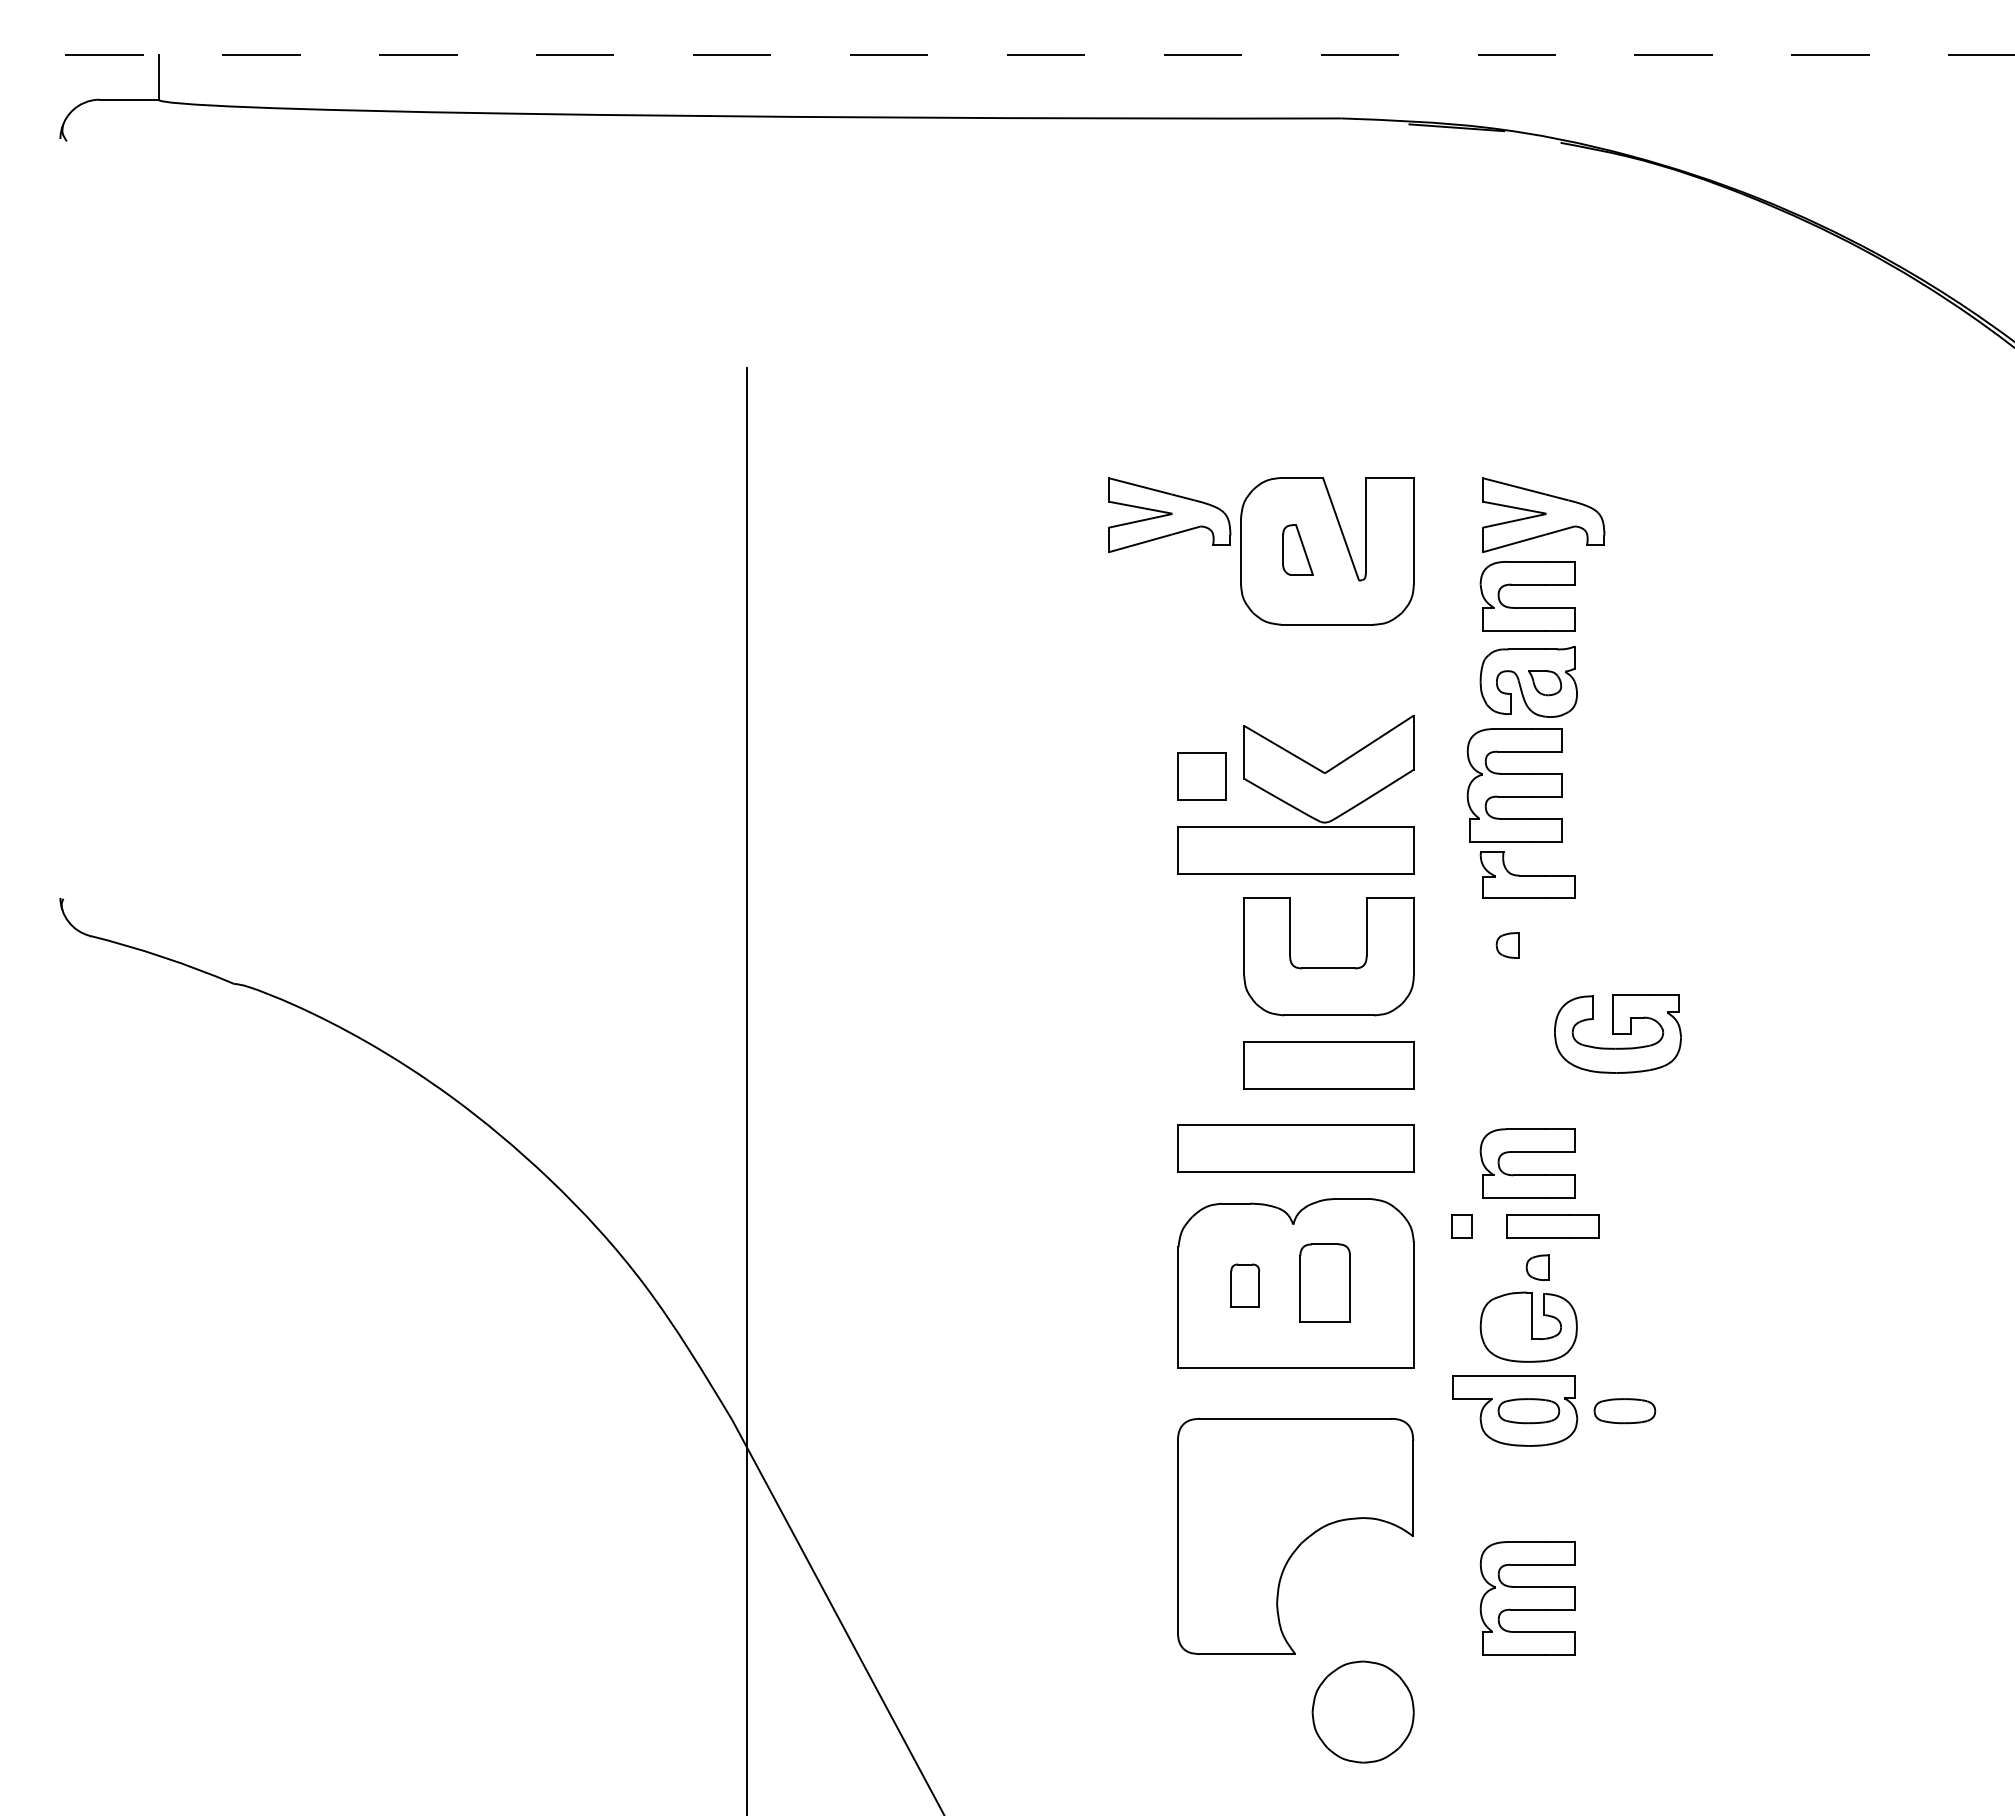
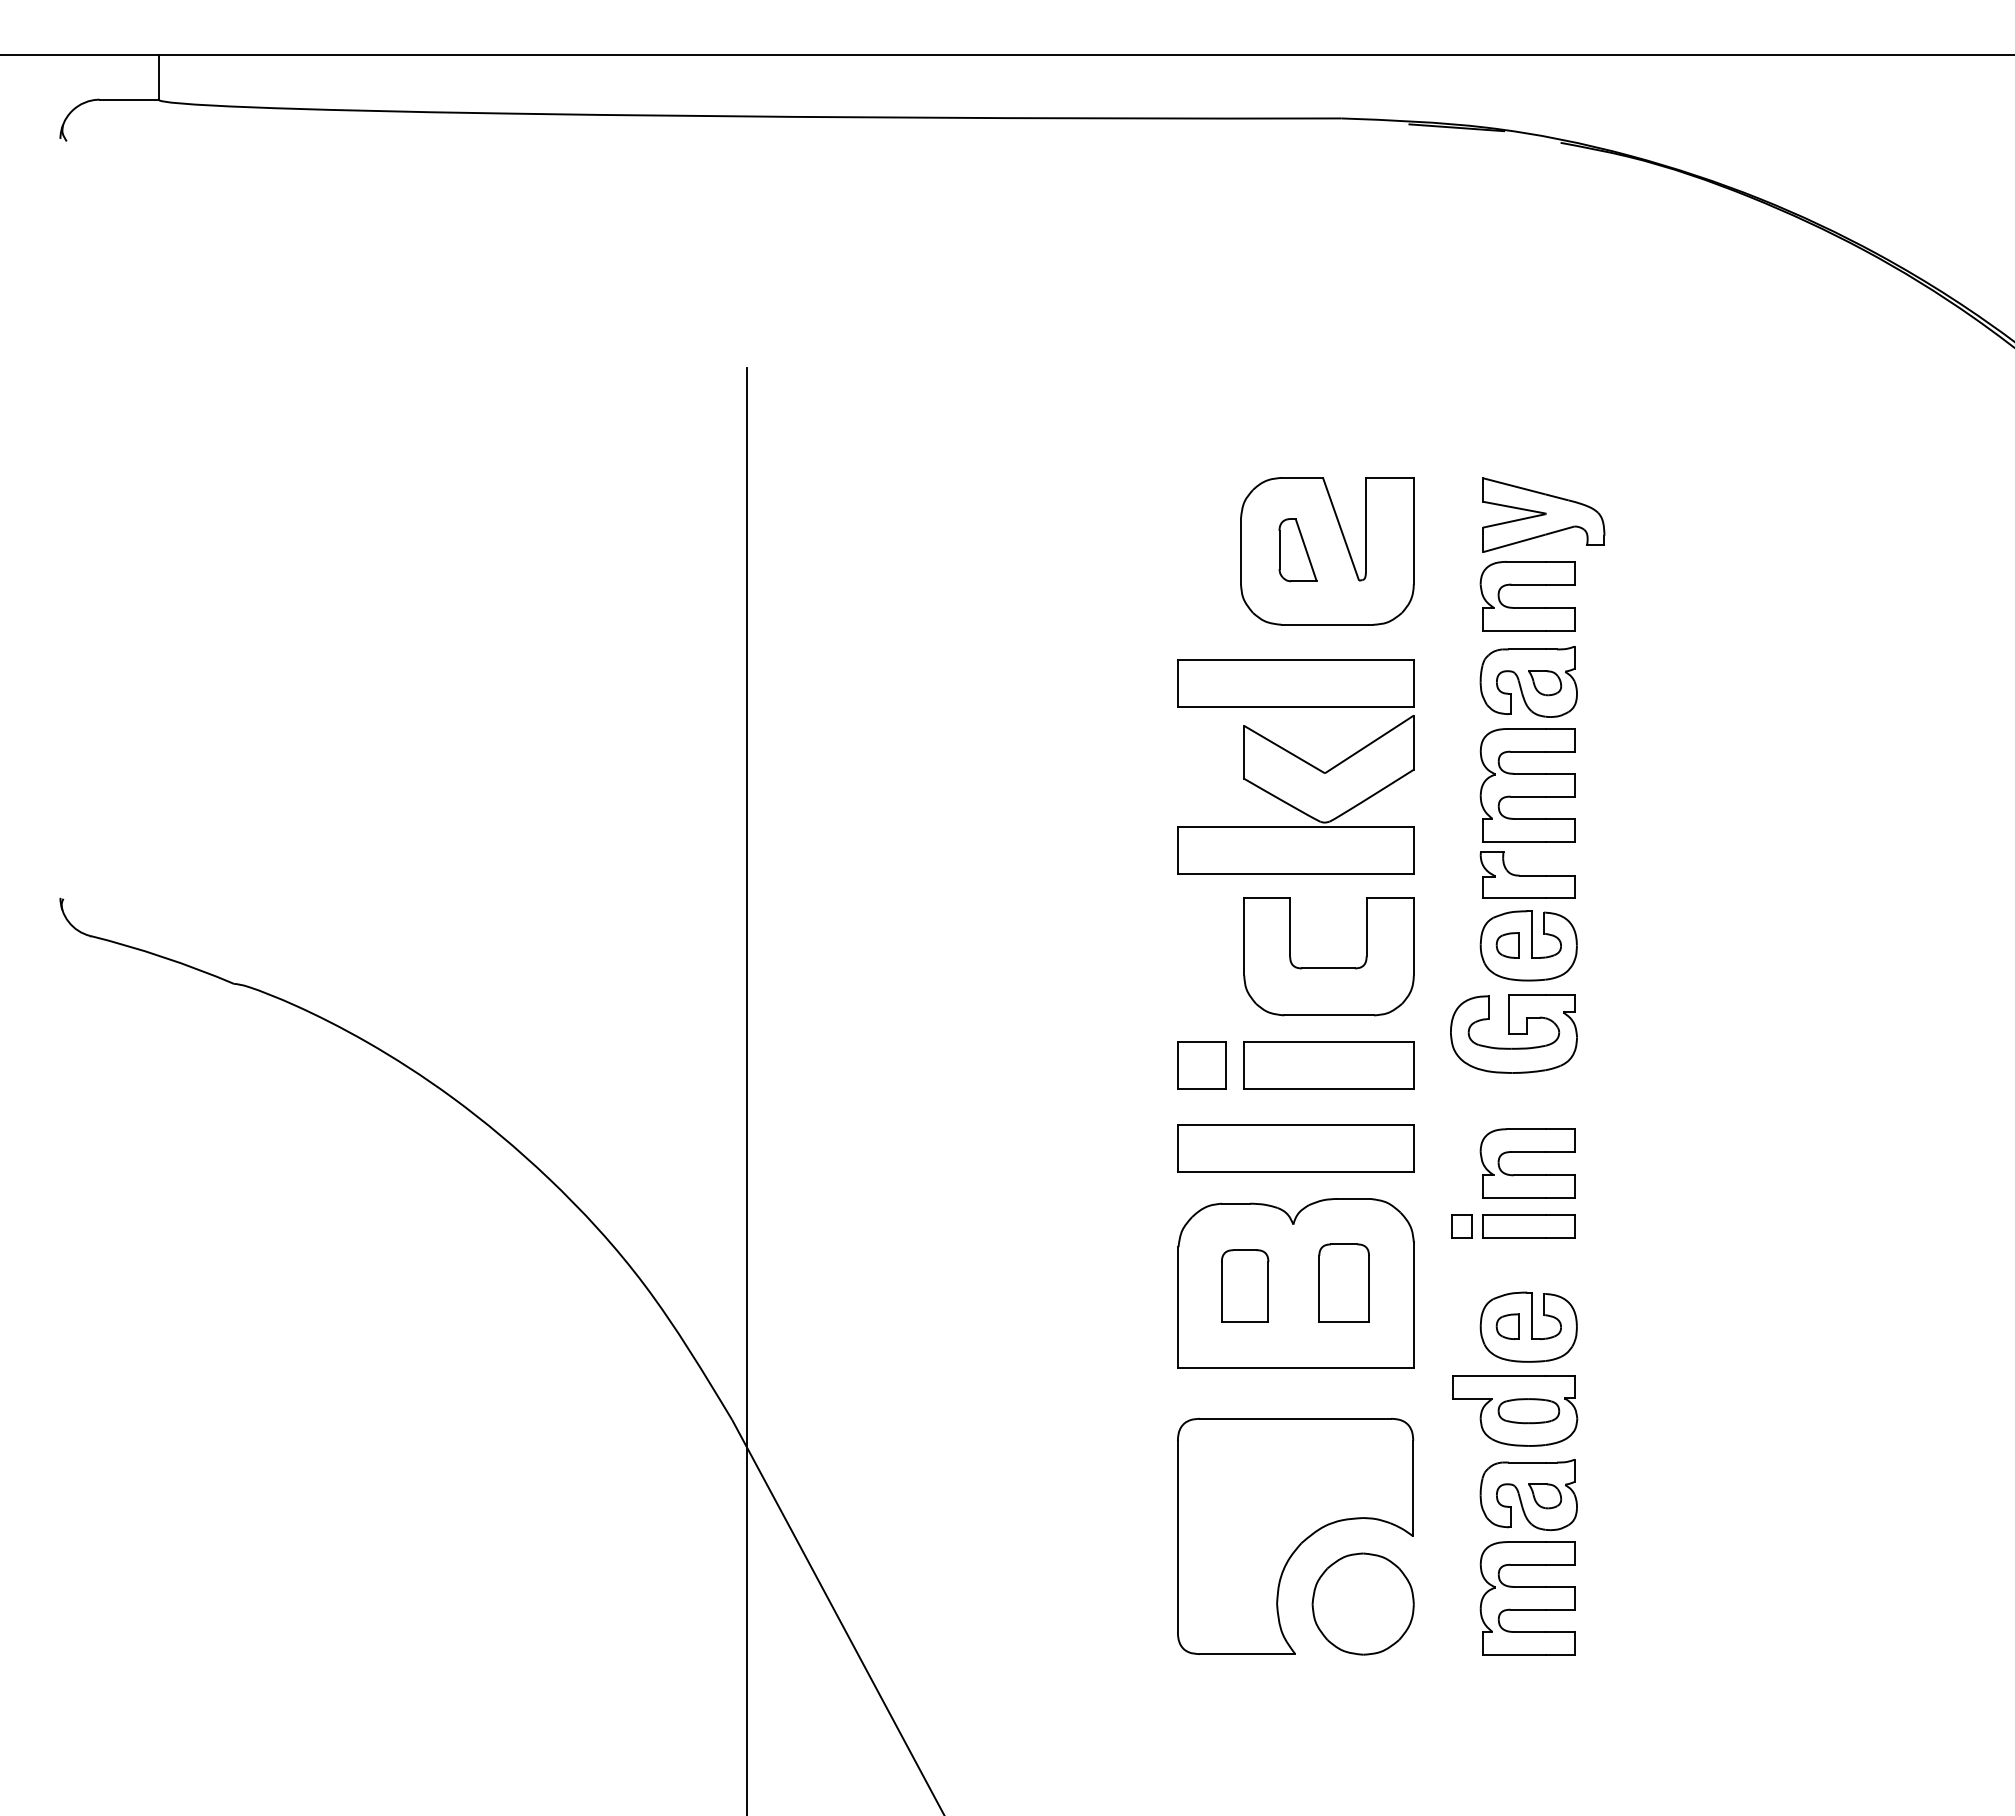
line: dashed -> solid (1007, 54)
part: present -> none (1169, 514)
part size: 32x52 px -> 40x65 px (1297, 550)
part: none -> present (1295, 683)
part position: (1201, 776) -> (1201, 1065) (1201, 1065)
part position: (1514, 785) -> (1527, 785) (1527, 785)
part: none -> present (1528, 945)
part position: (1617, 1033) -> (1513, 1033) (1513, 1033)
part position: (1552, 1226) -> (1528, 1226) (1528, 1226)
part position: (1537, 1267) -> (1507, 1326) (1507, 1326)
part position: (1324, 1282) -> (1343, 1282) (1343, 1282)
part size: 31x45 px -> 49x74 px (1245, 1285)
part: present -> none (1624, 1411)
part: none -> present (1528, 1494)
part position: (1362, 1711) -> (1362, 1603) (1362, 1603)
